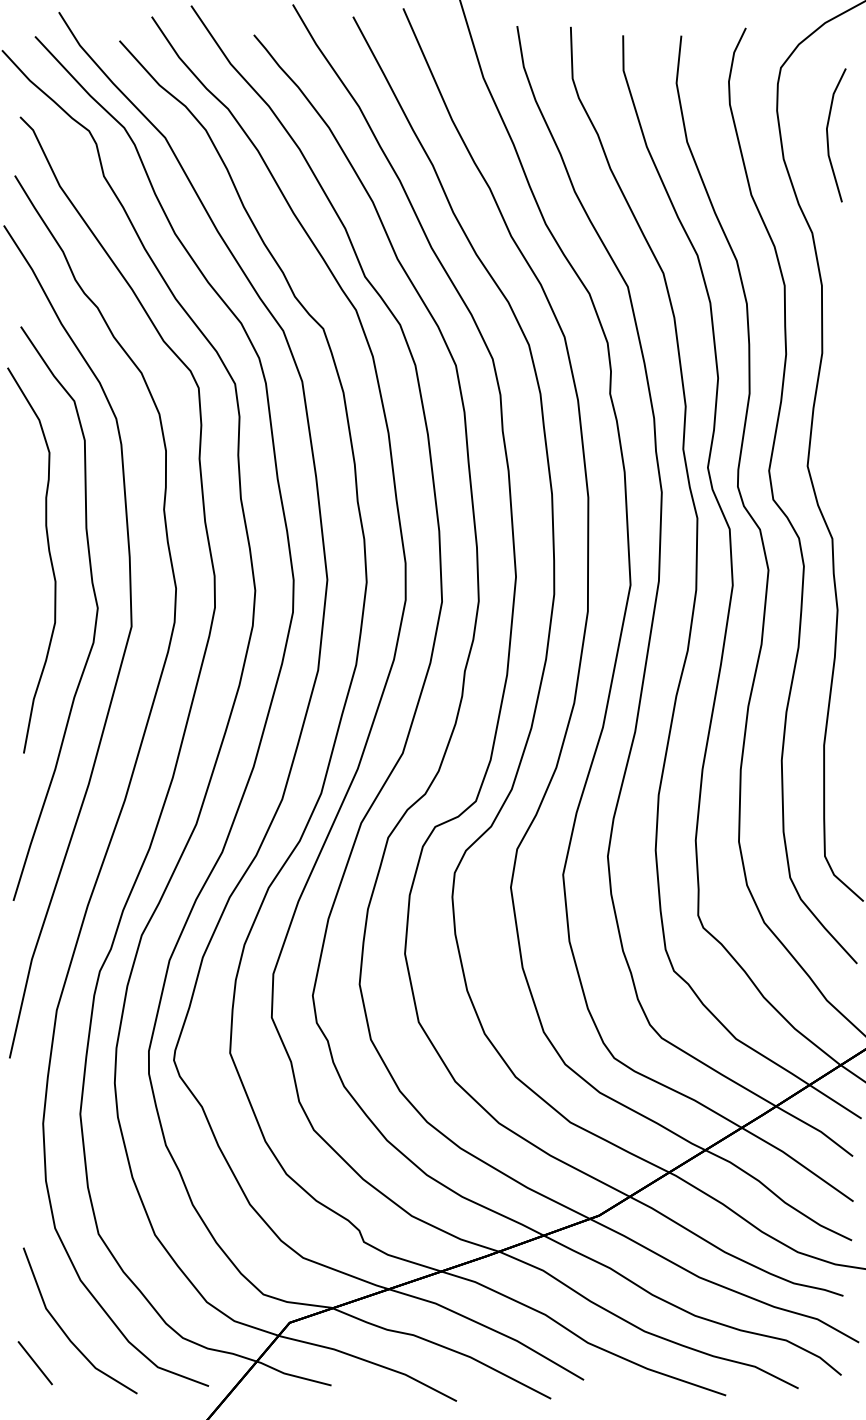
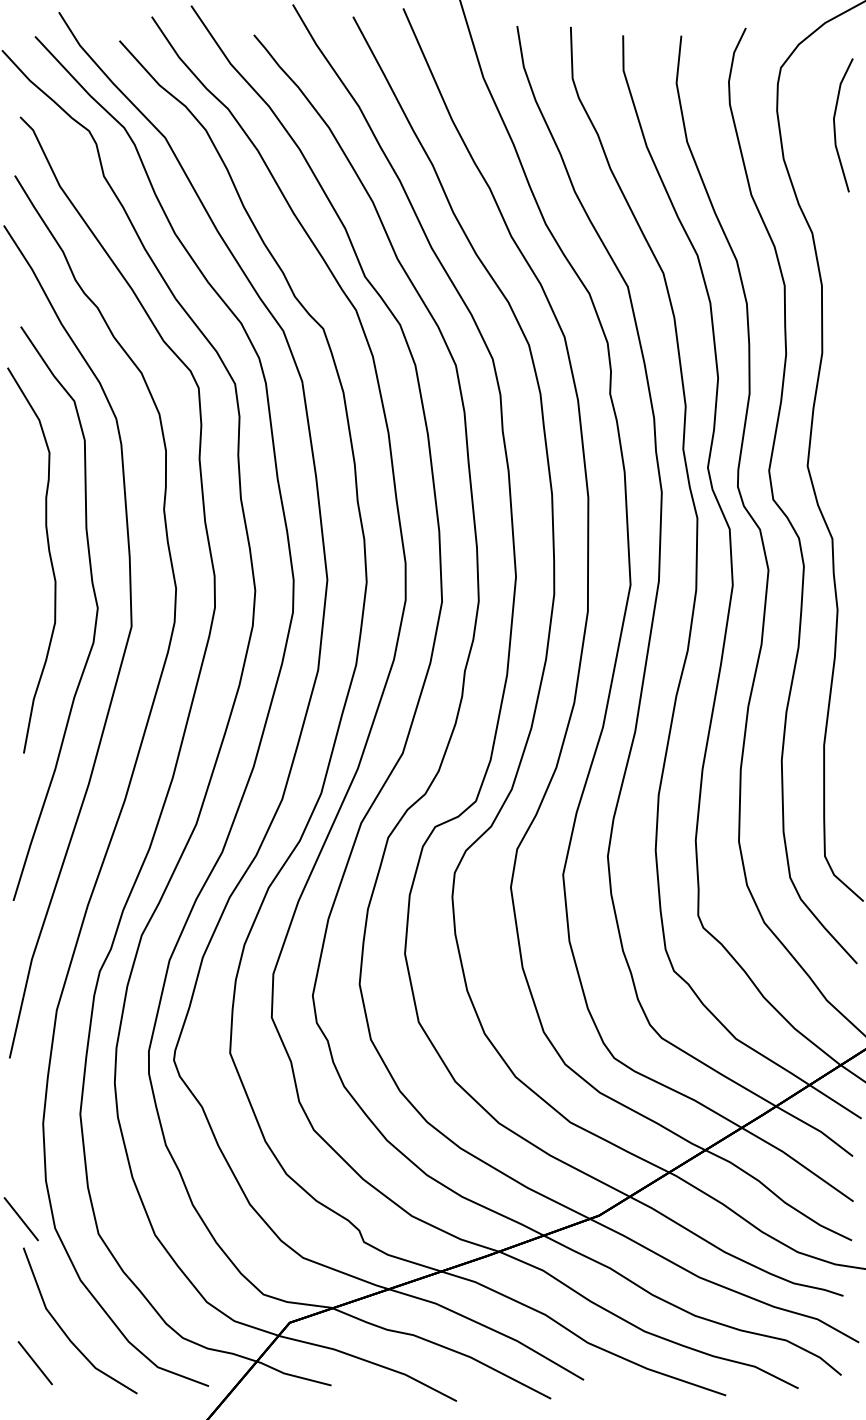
line position: (828, 135) -> (835, 125) (835, 125)
line: none -> present (20, 1219)
